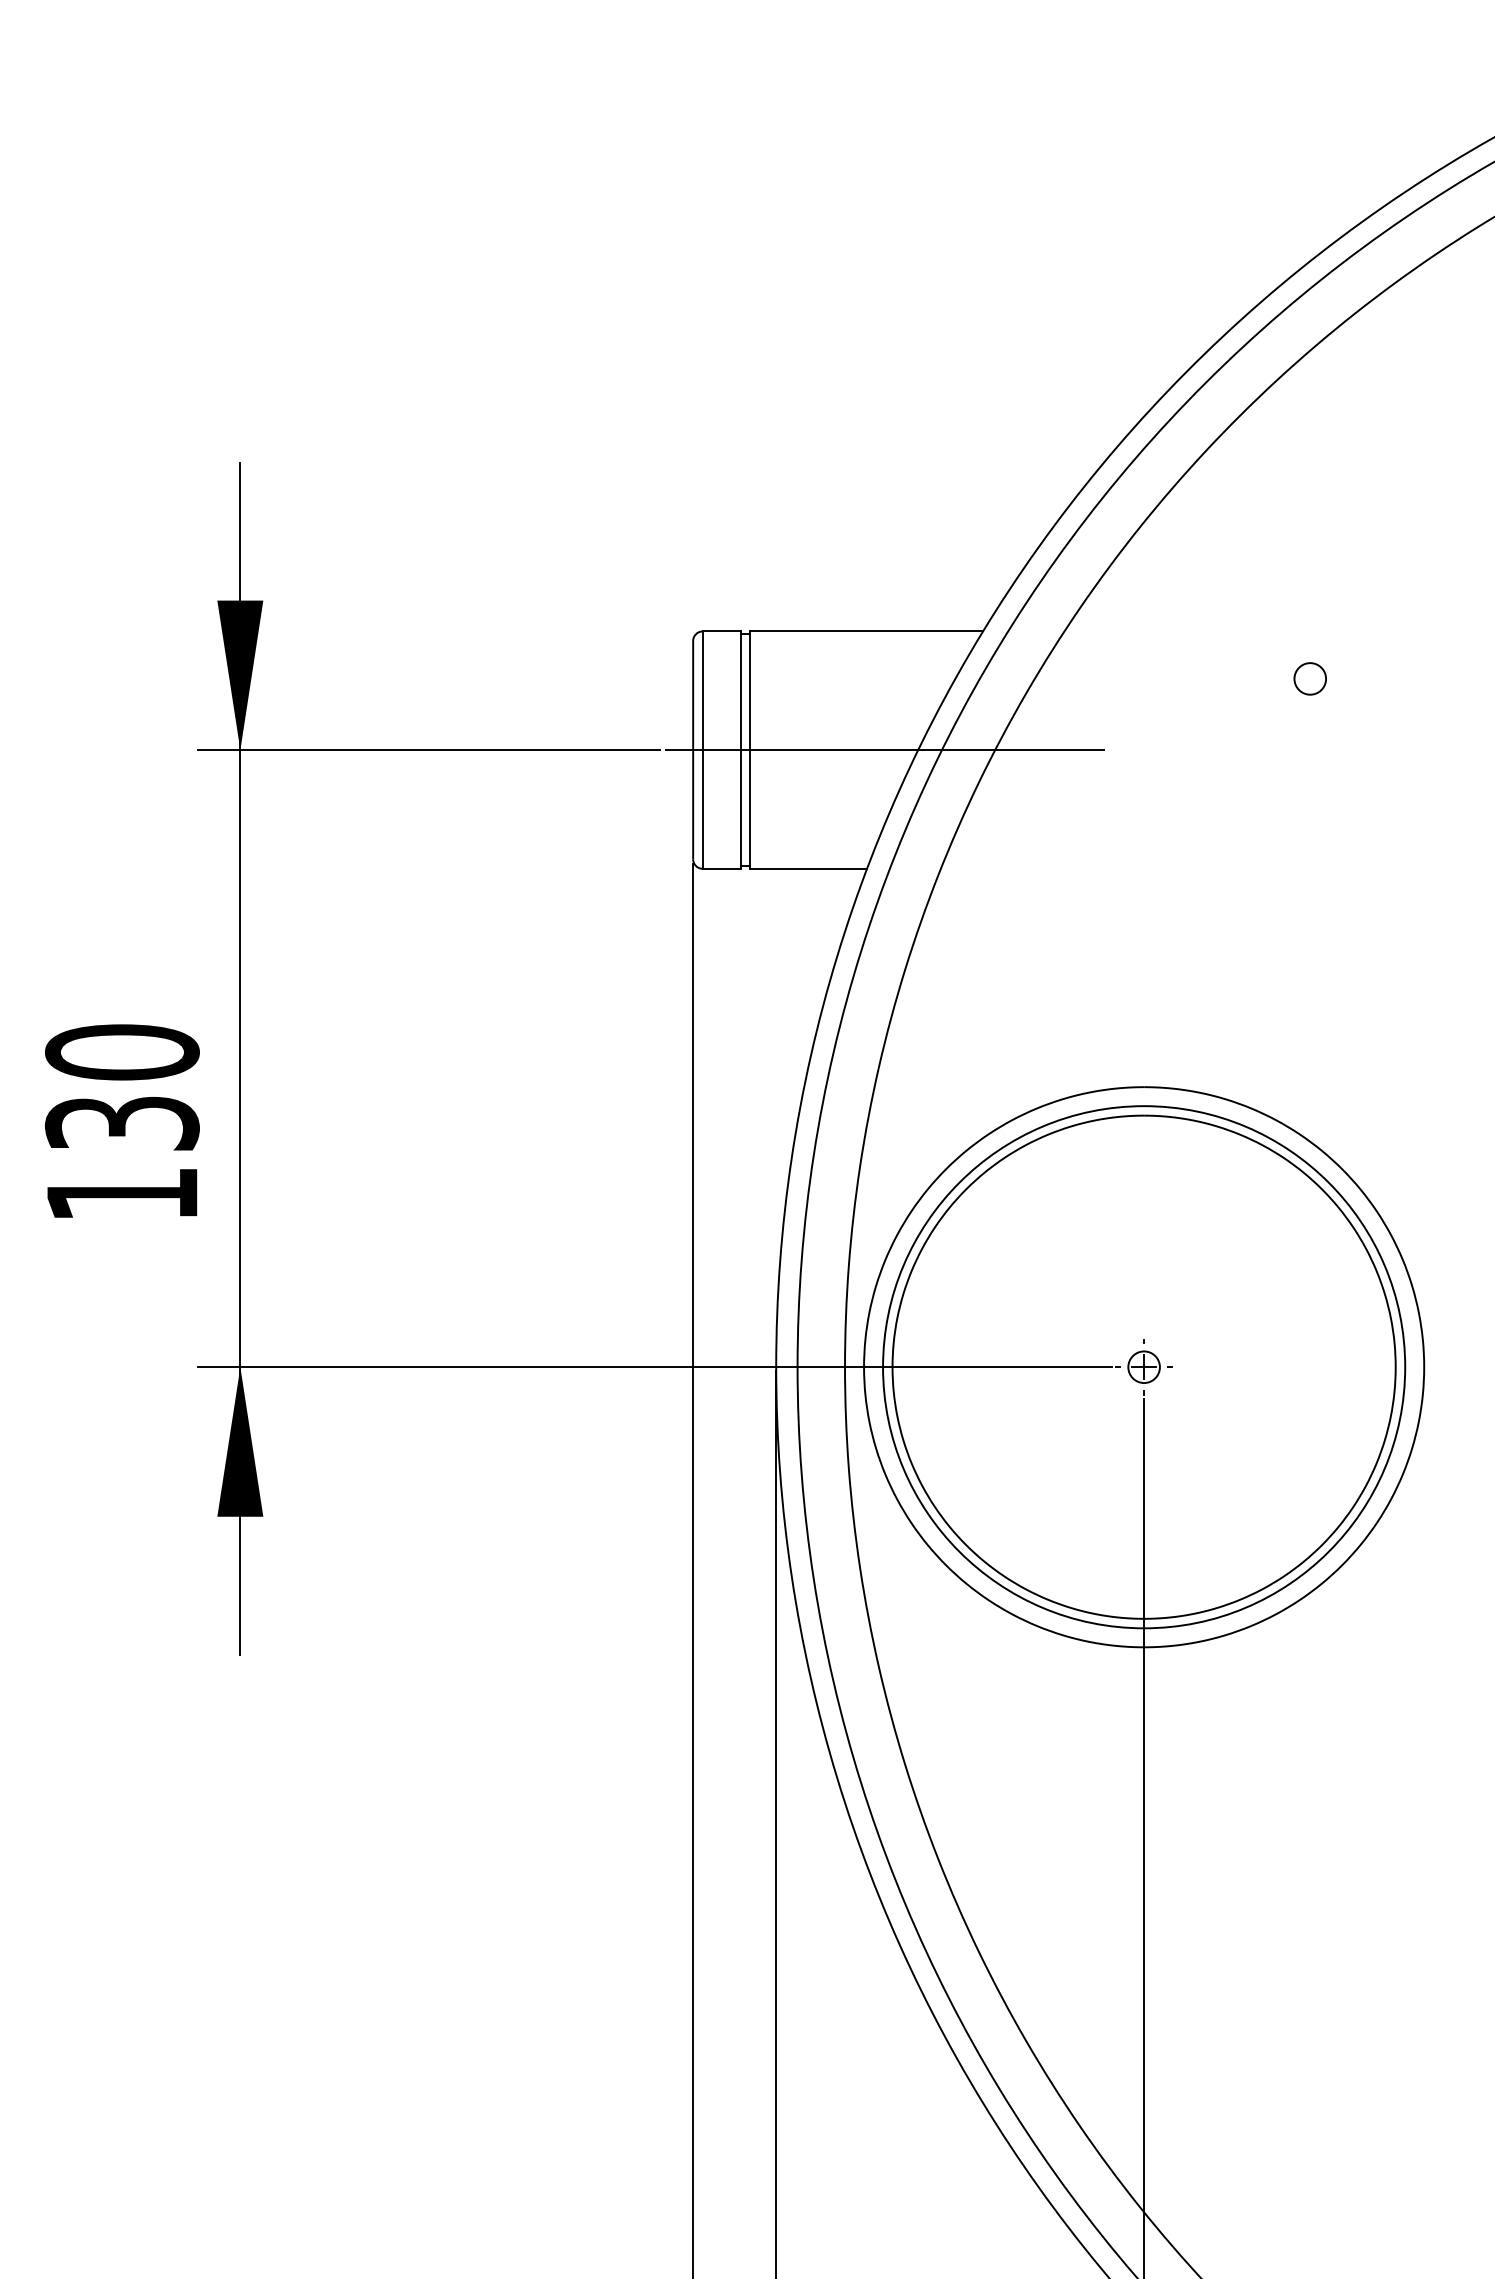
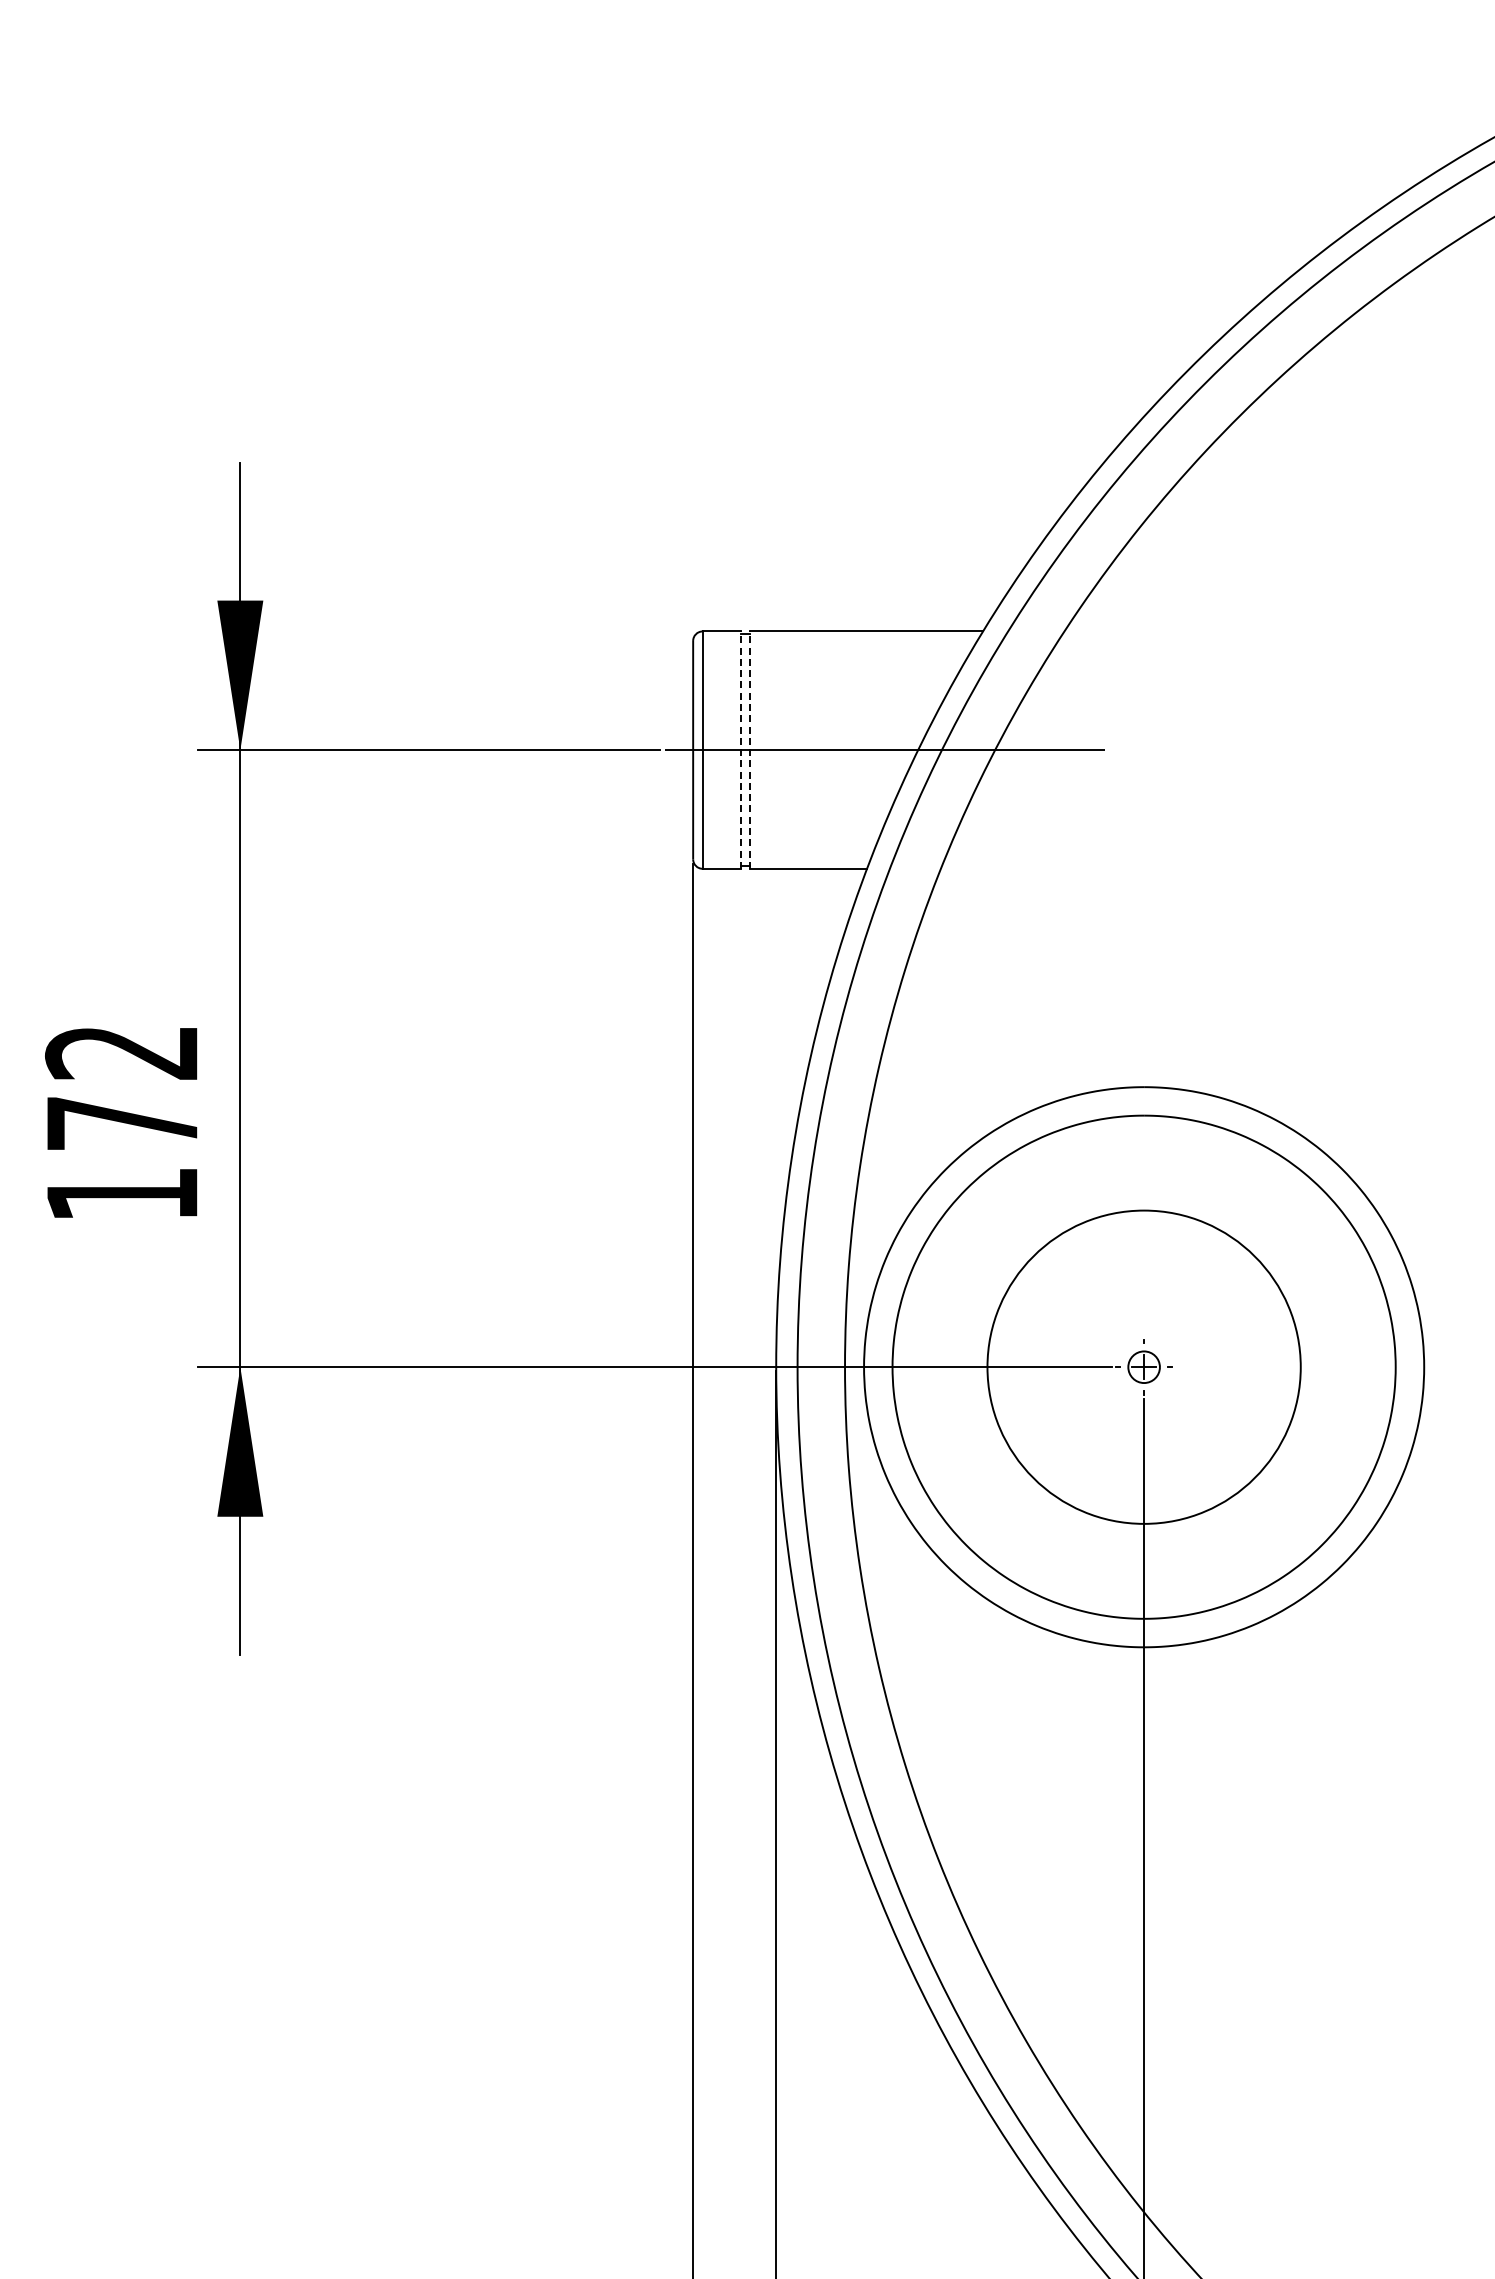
circle: present -> none (1309, 678)
line: solid -> dashed (740, 750)
line: solid -> dashed (750, 750)
text: 130 -> 172 (122, 1087)
circle diameter: 522 px -> 313 px (1143, 1366)
